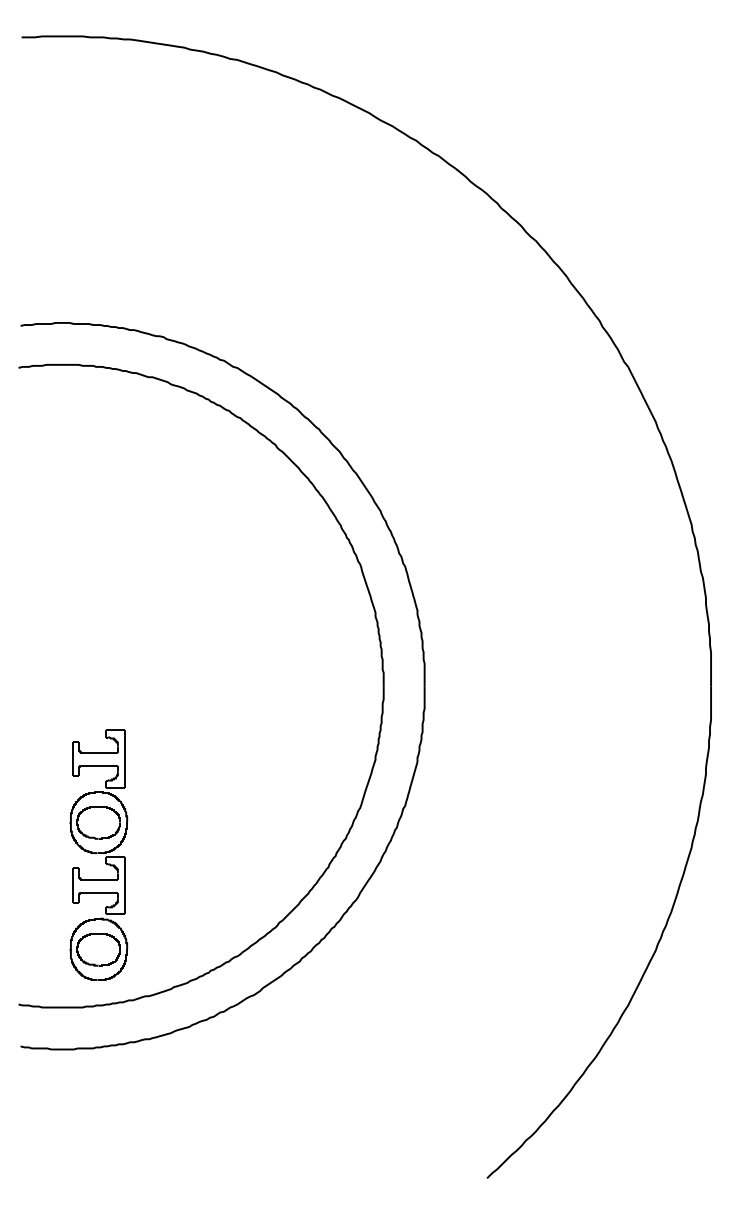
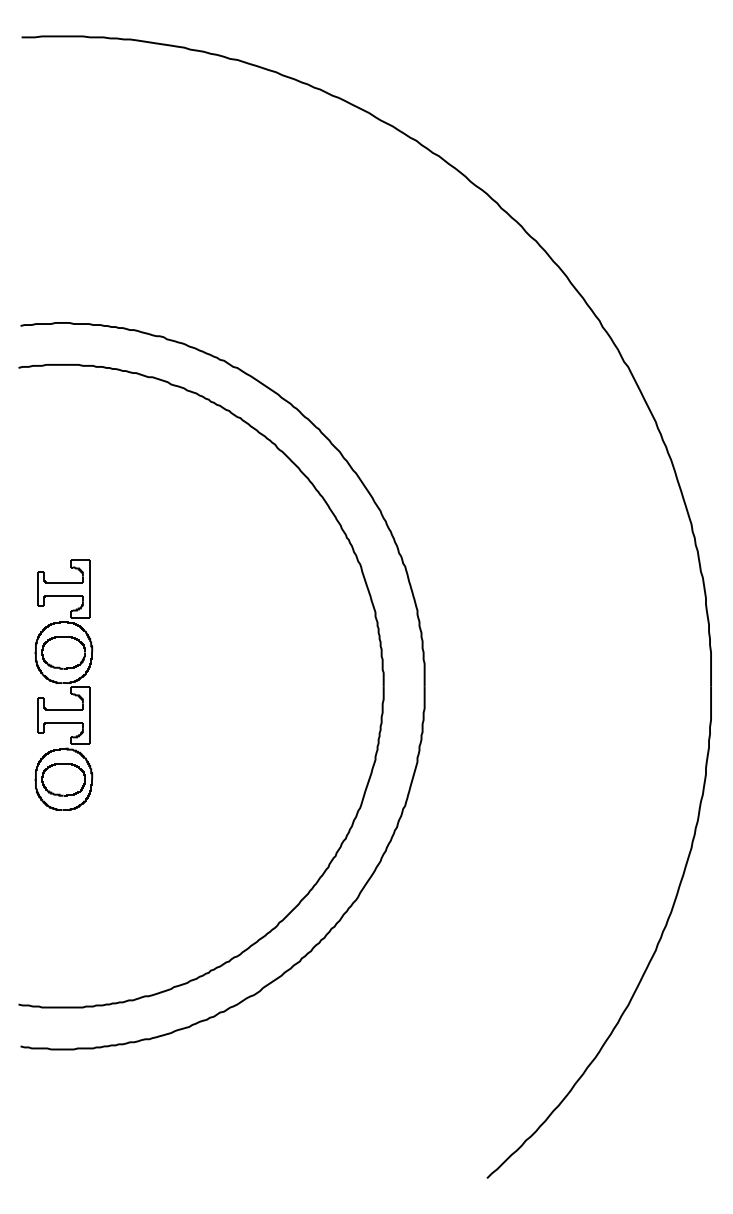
part position: (98, 854) -> (63, 684) (63, 684)
